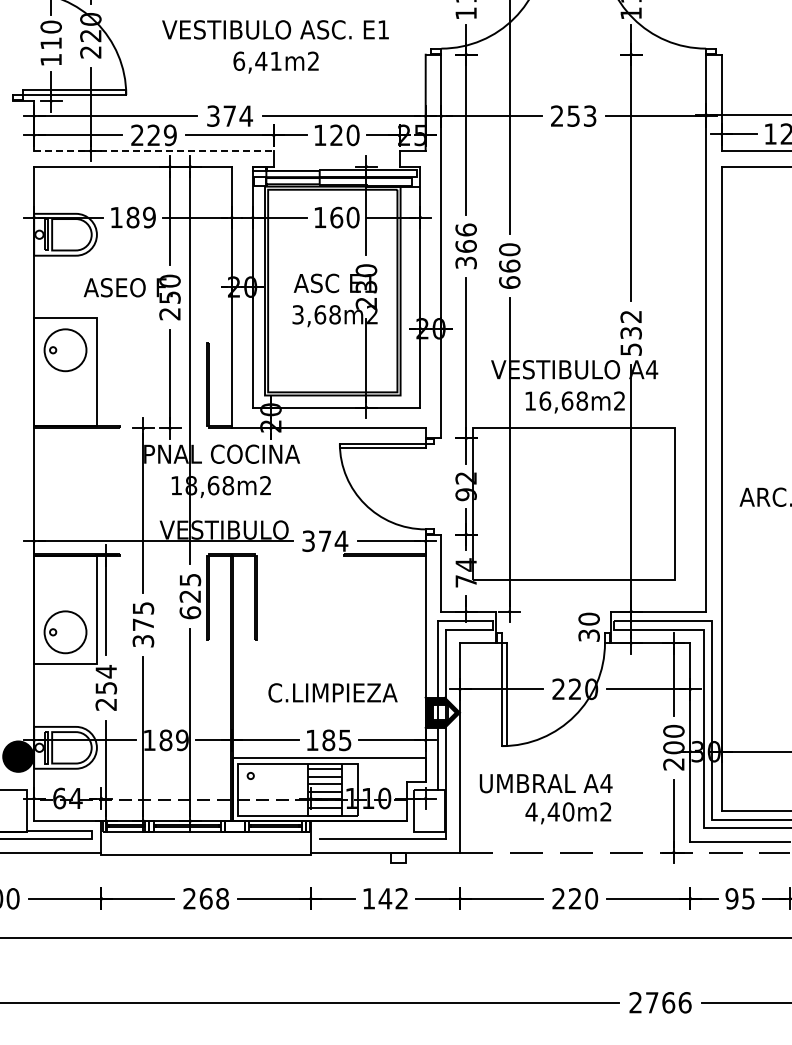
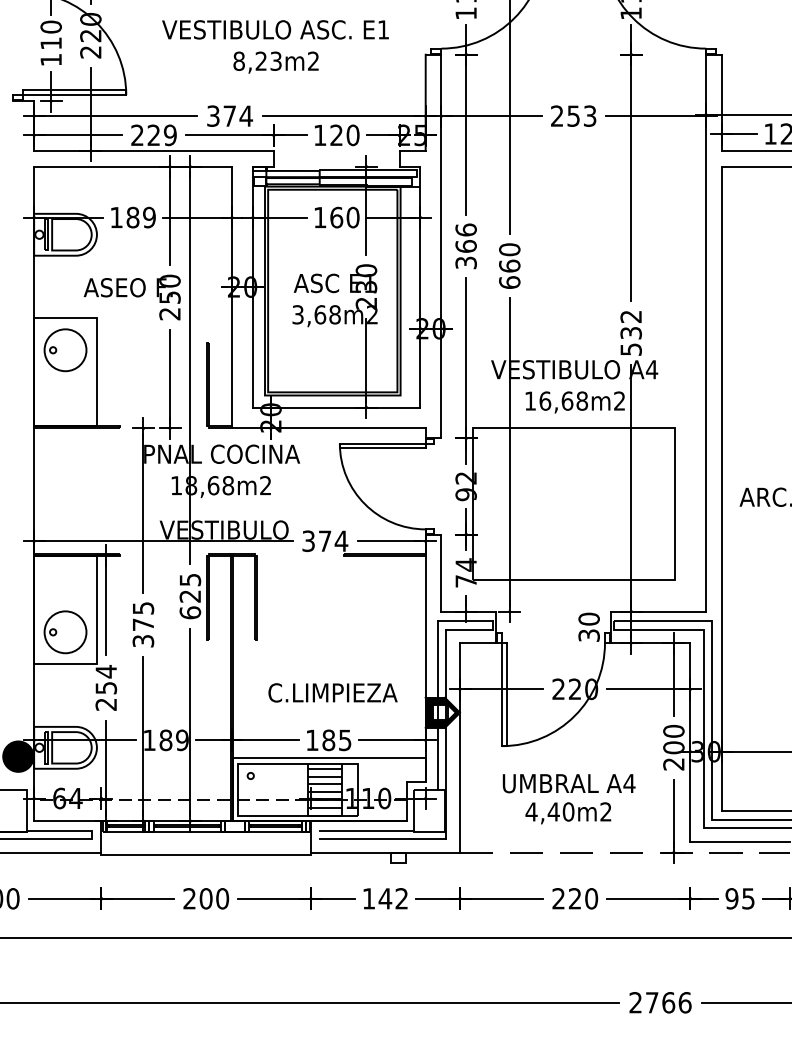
text: 6,41m2 -> 8,23m2 (257, 60)
line: dashed -> solid (154, 151)
text position: (545, 783) -> (568, 783) (568, 783)
line: none -> present (366, 830)
text: 268 -> 200 (214, 898)
